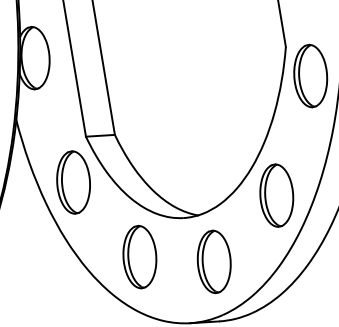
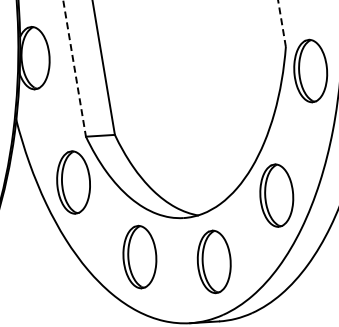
line: solid -> dashed (281, 23)
line: solid -> dashed (74, 68)
part position: (310, 75) -> (310, 70) (310, 70)
